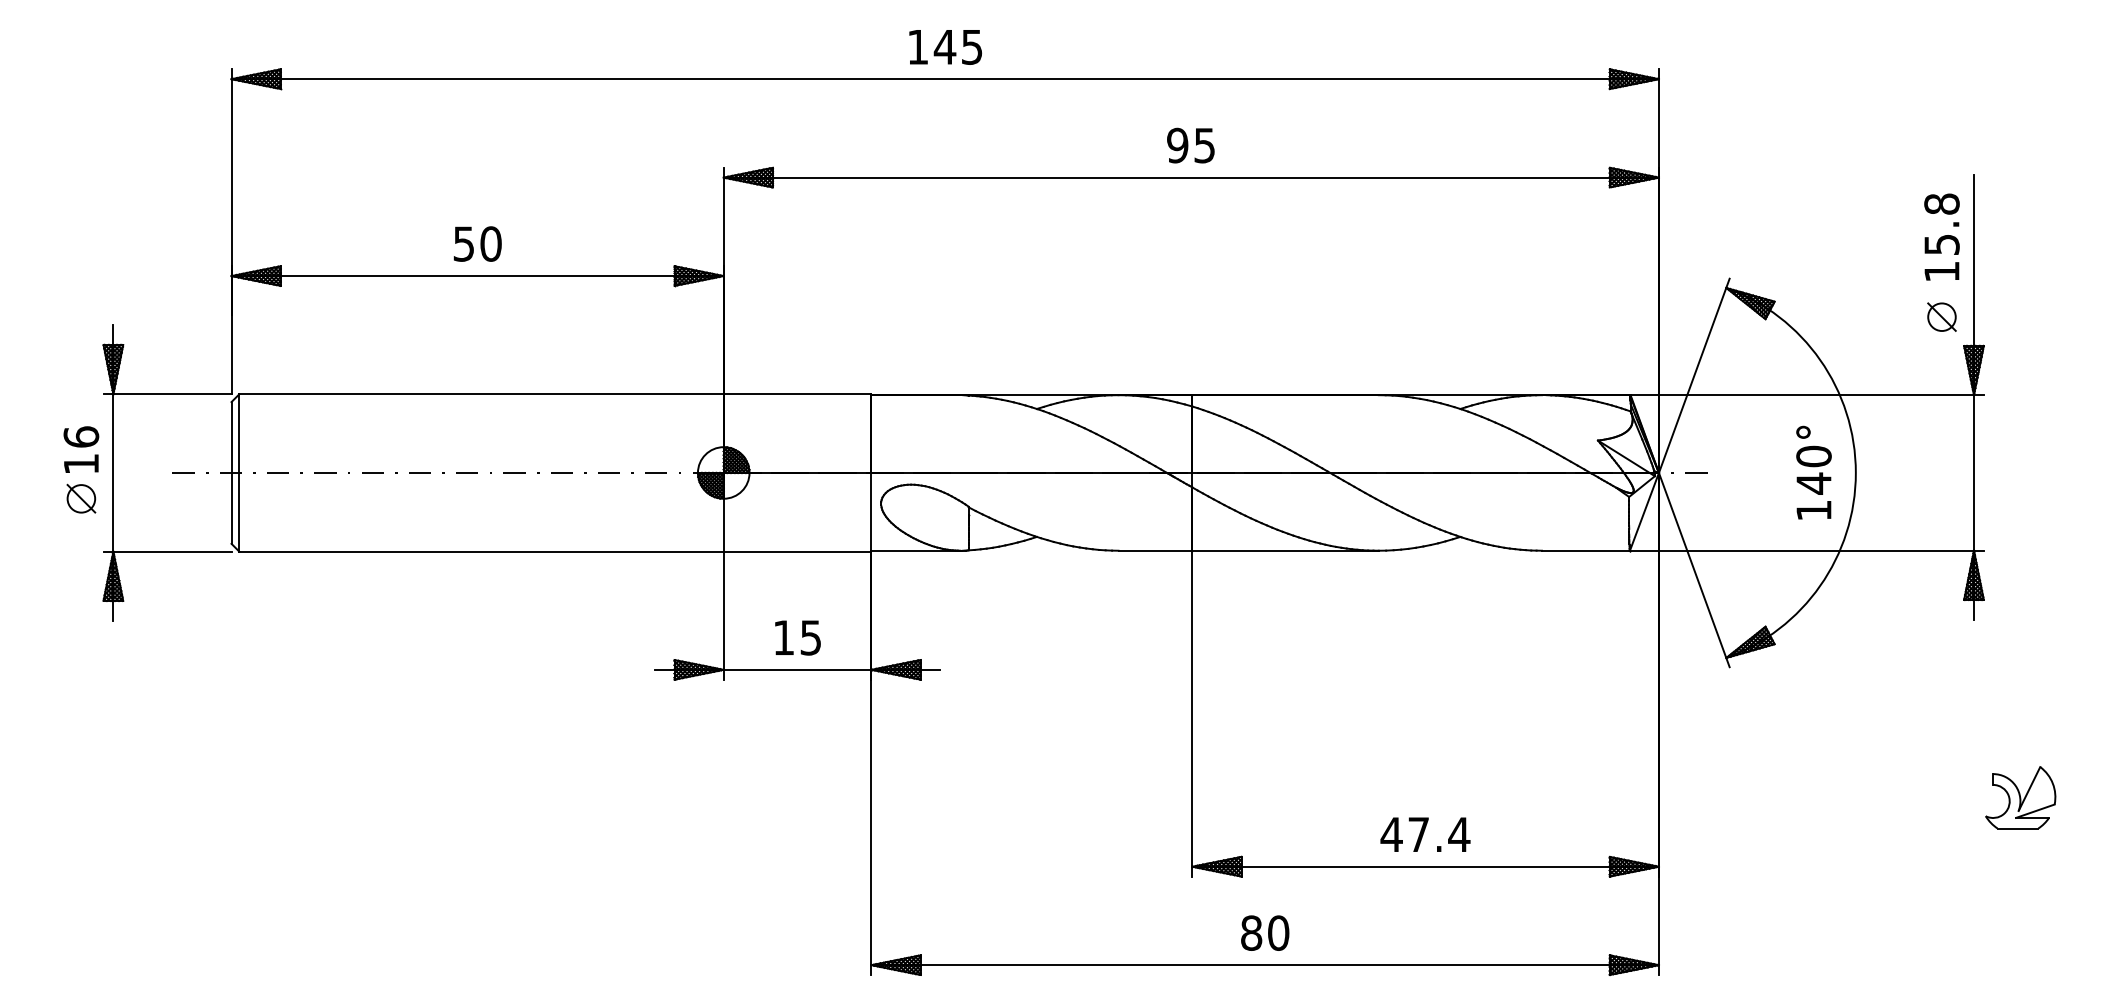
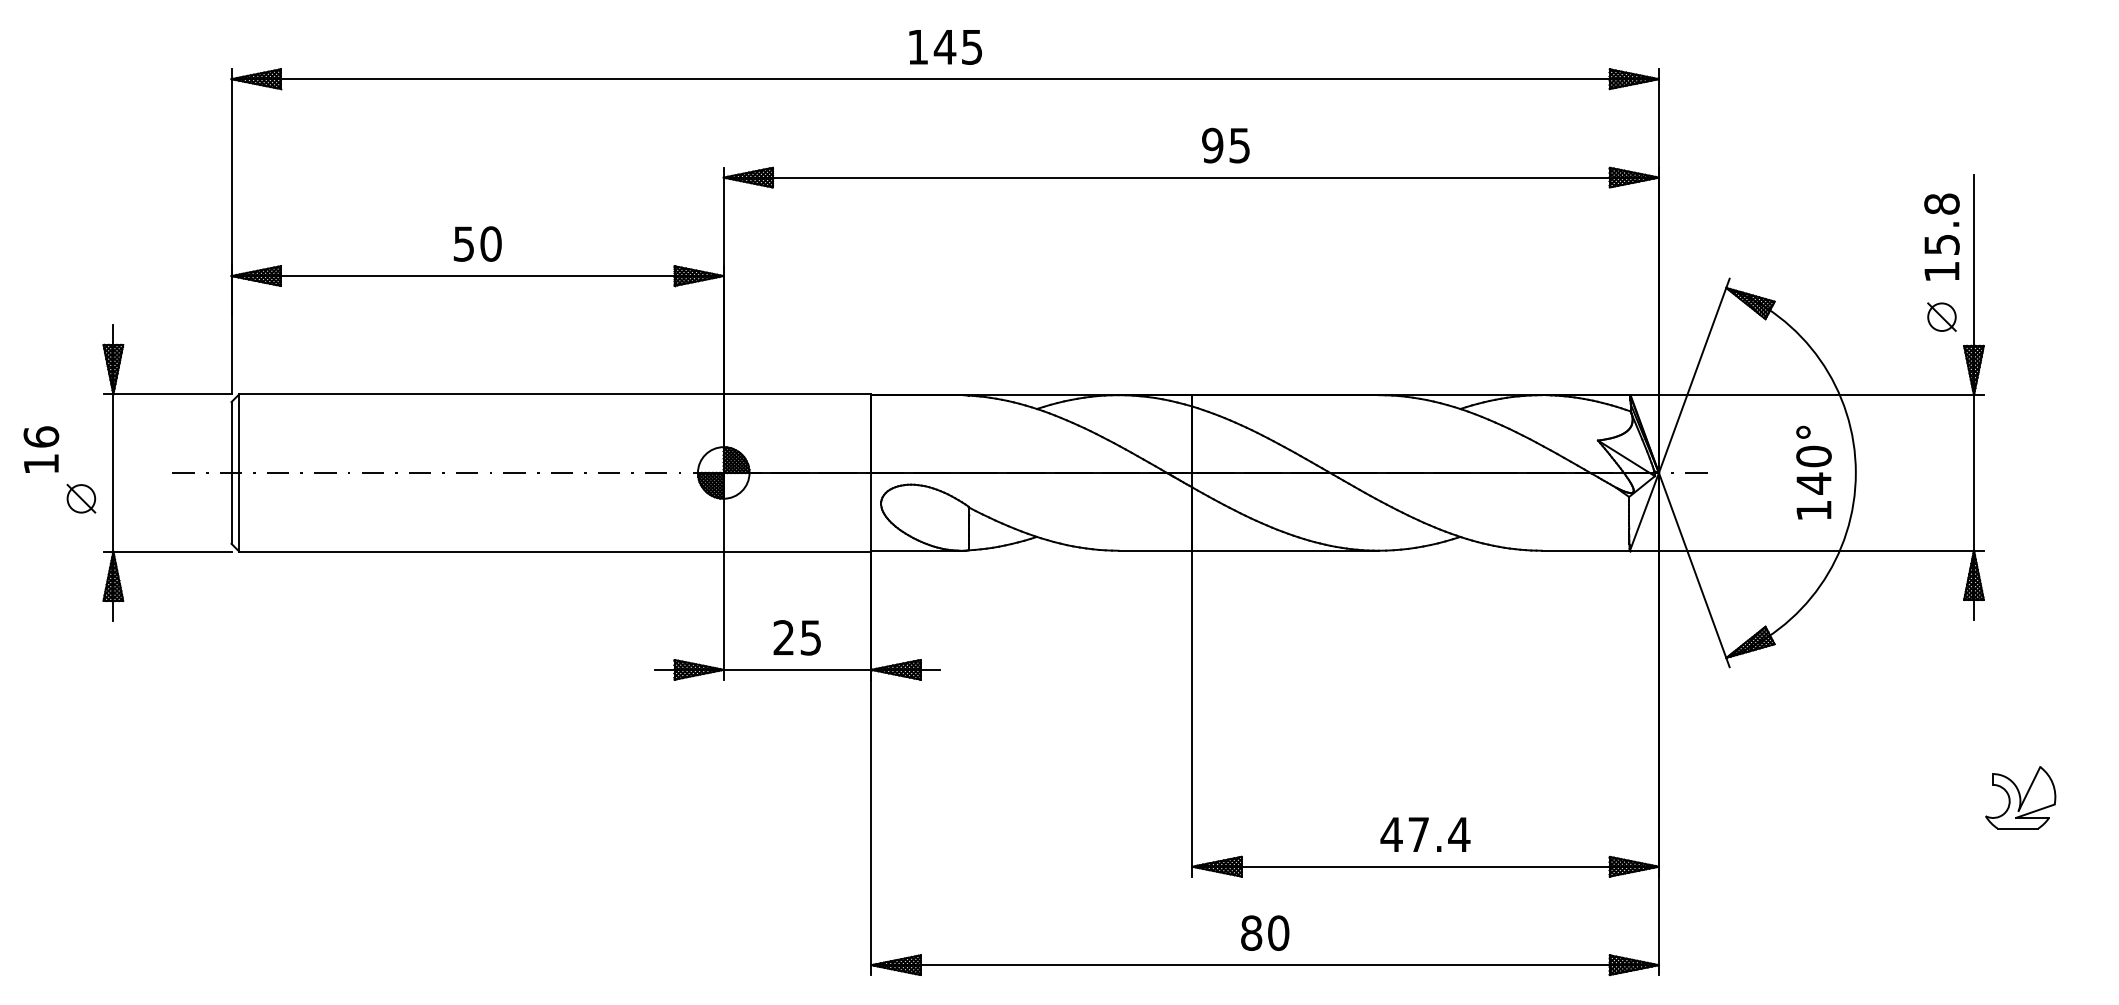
text position: (1190, 145) -> (1225, 145) (1225, 145)
text position: (81, 449) -> (41, 449) (41, 449)
text: 15 -> 25 (783, 637)
